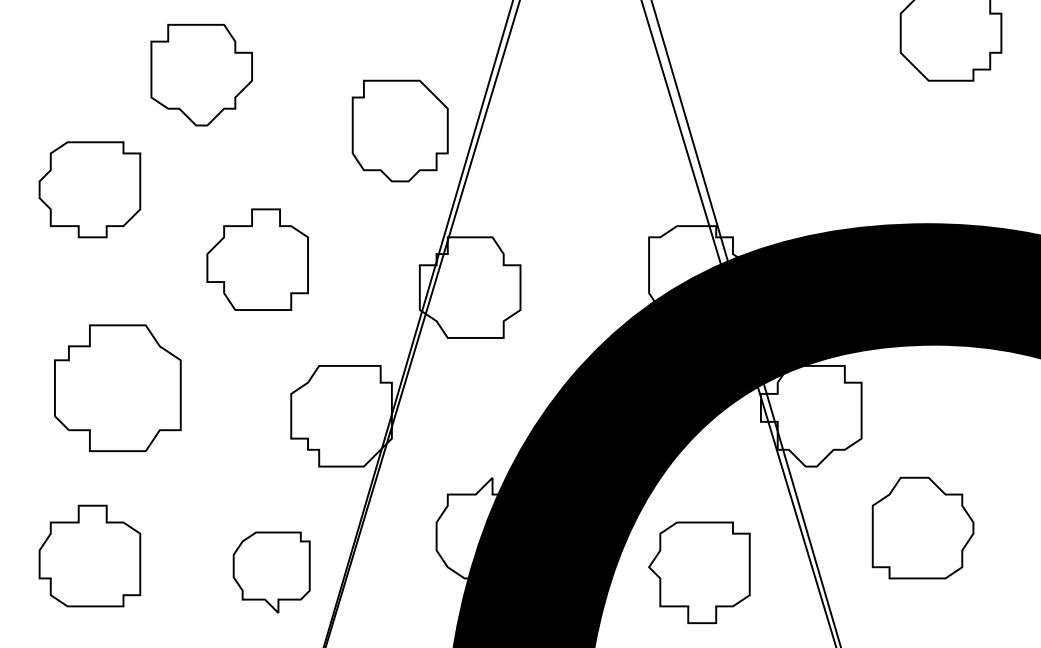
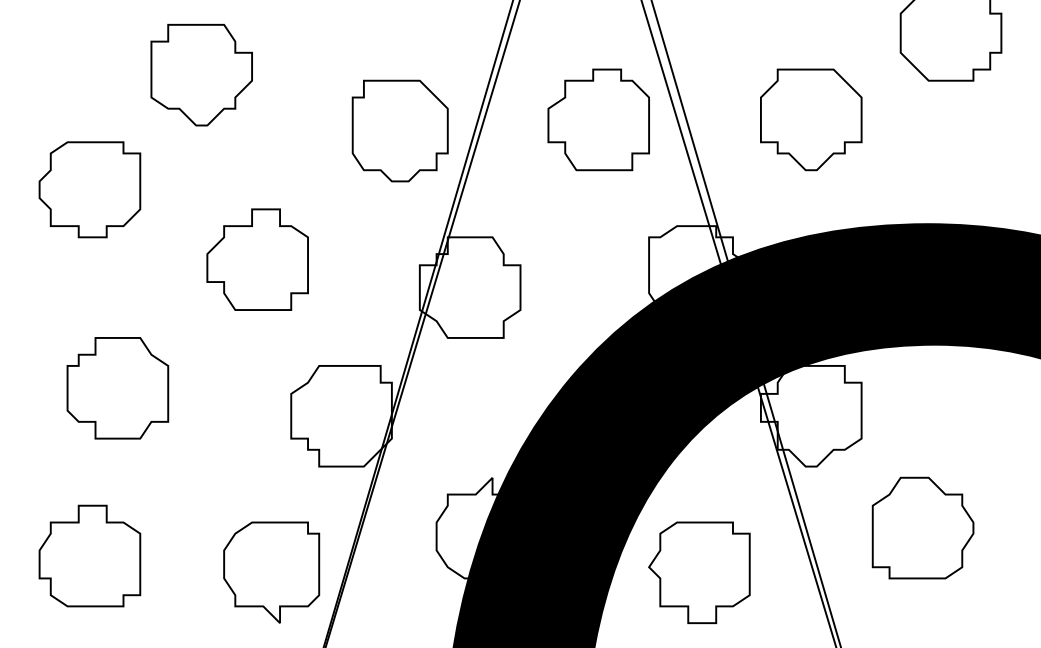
part: none -> present (598, 119)
part: none -> present (811, 119)
part size: 128x129 px -> 104x103 px (117, 388)
part size: 79x83 px -> 98x103 px (271, 572)
